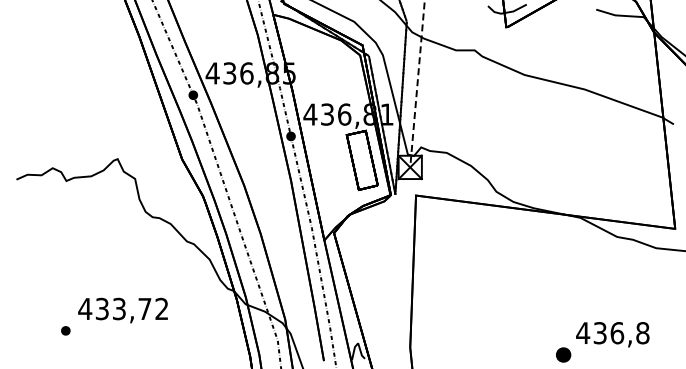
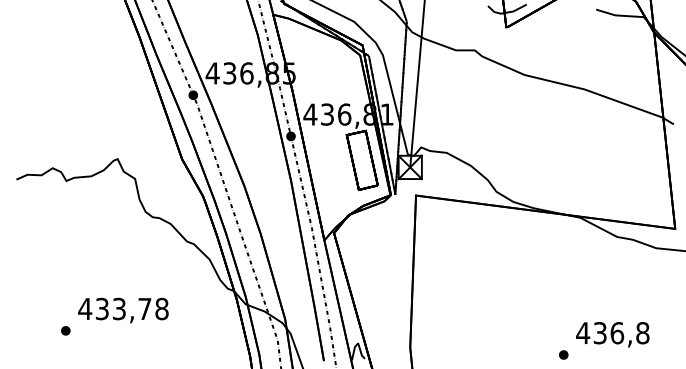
line: dashed -> solid (417, 83)
text: 433,72 -> 433,78 (161, 308)
part size: 16x16 px -> 10x10 px (563, 354)
